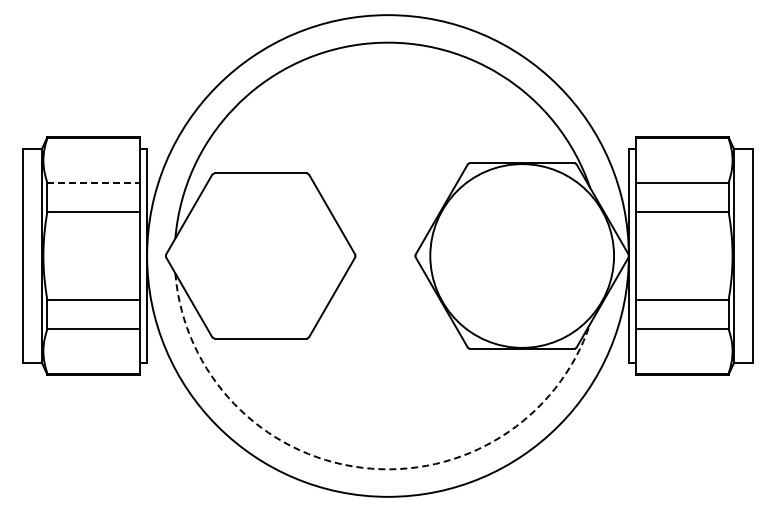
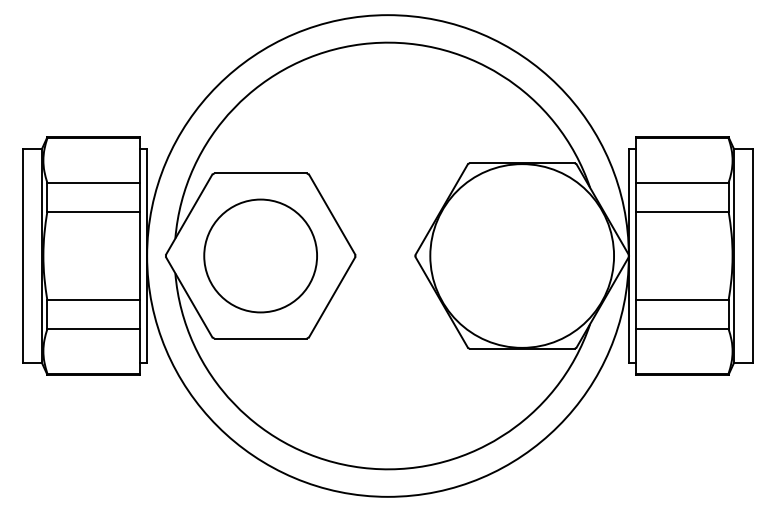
line: dashed -> solid (94, 182)
circle: none -> present (260, 255)
arc: dashed -> solid (362, 467)
